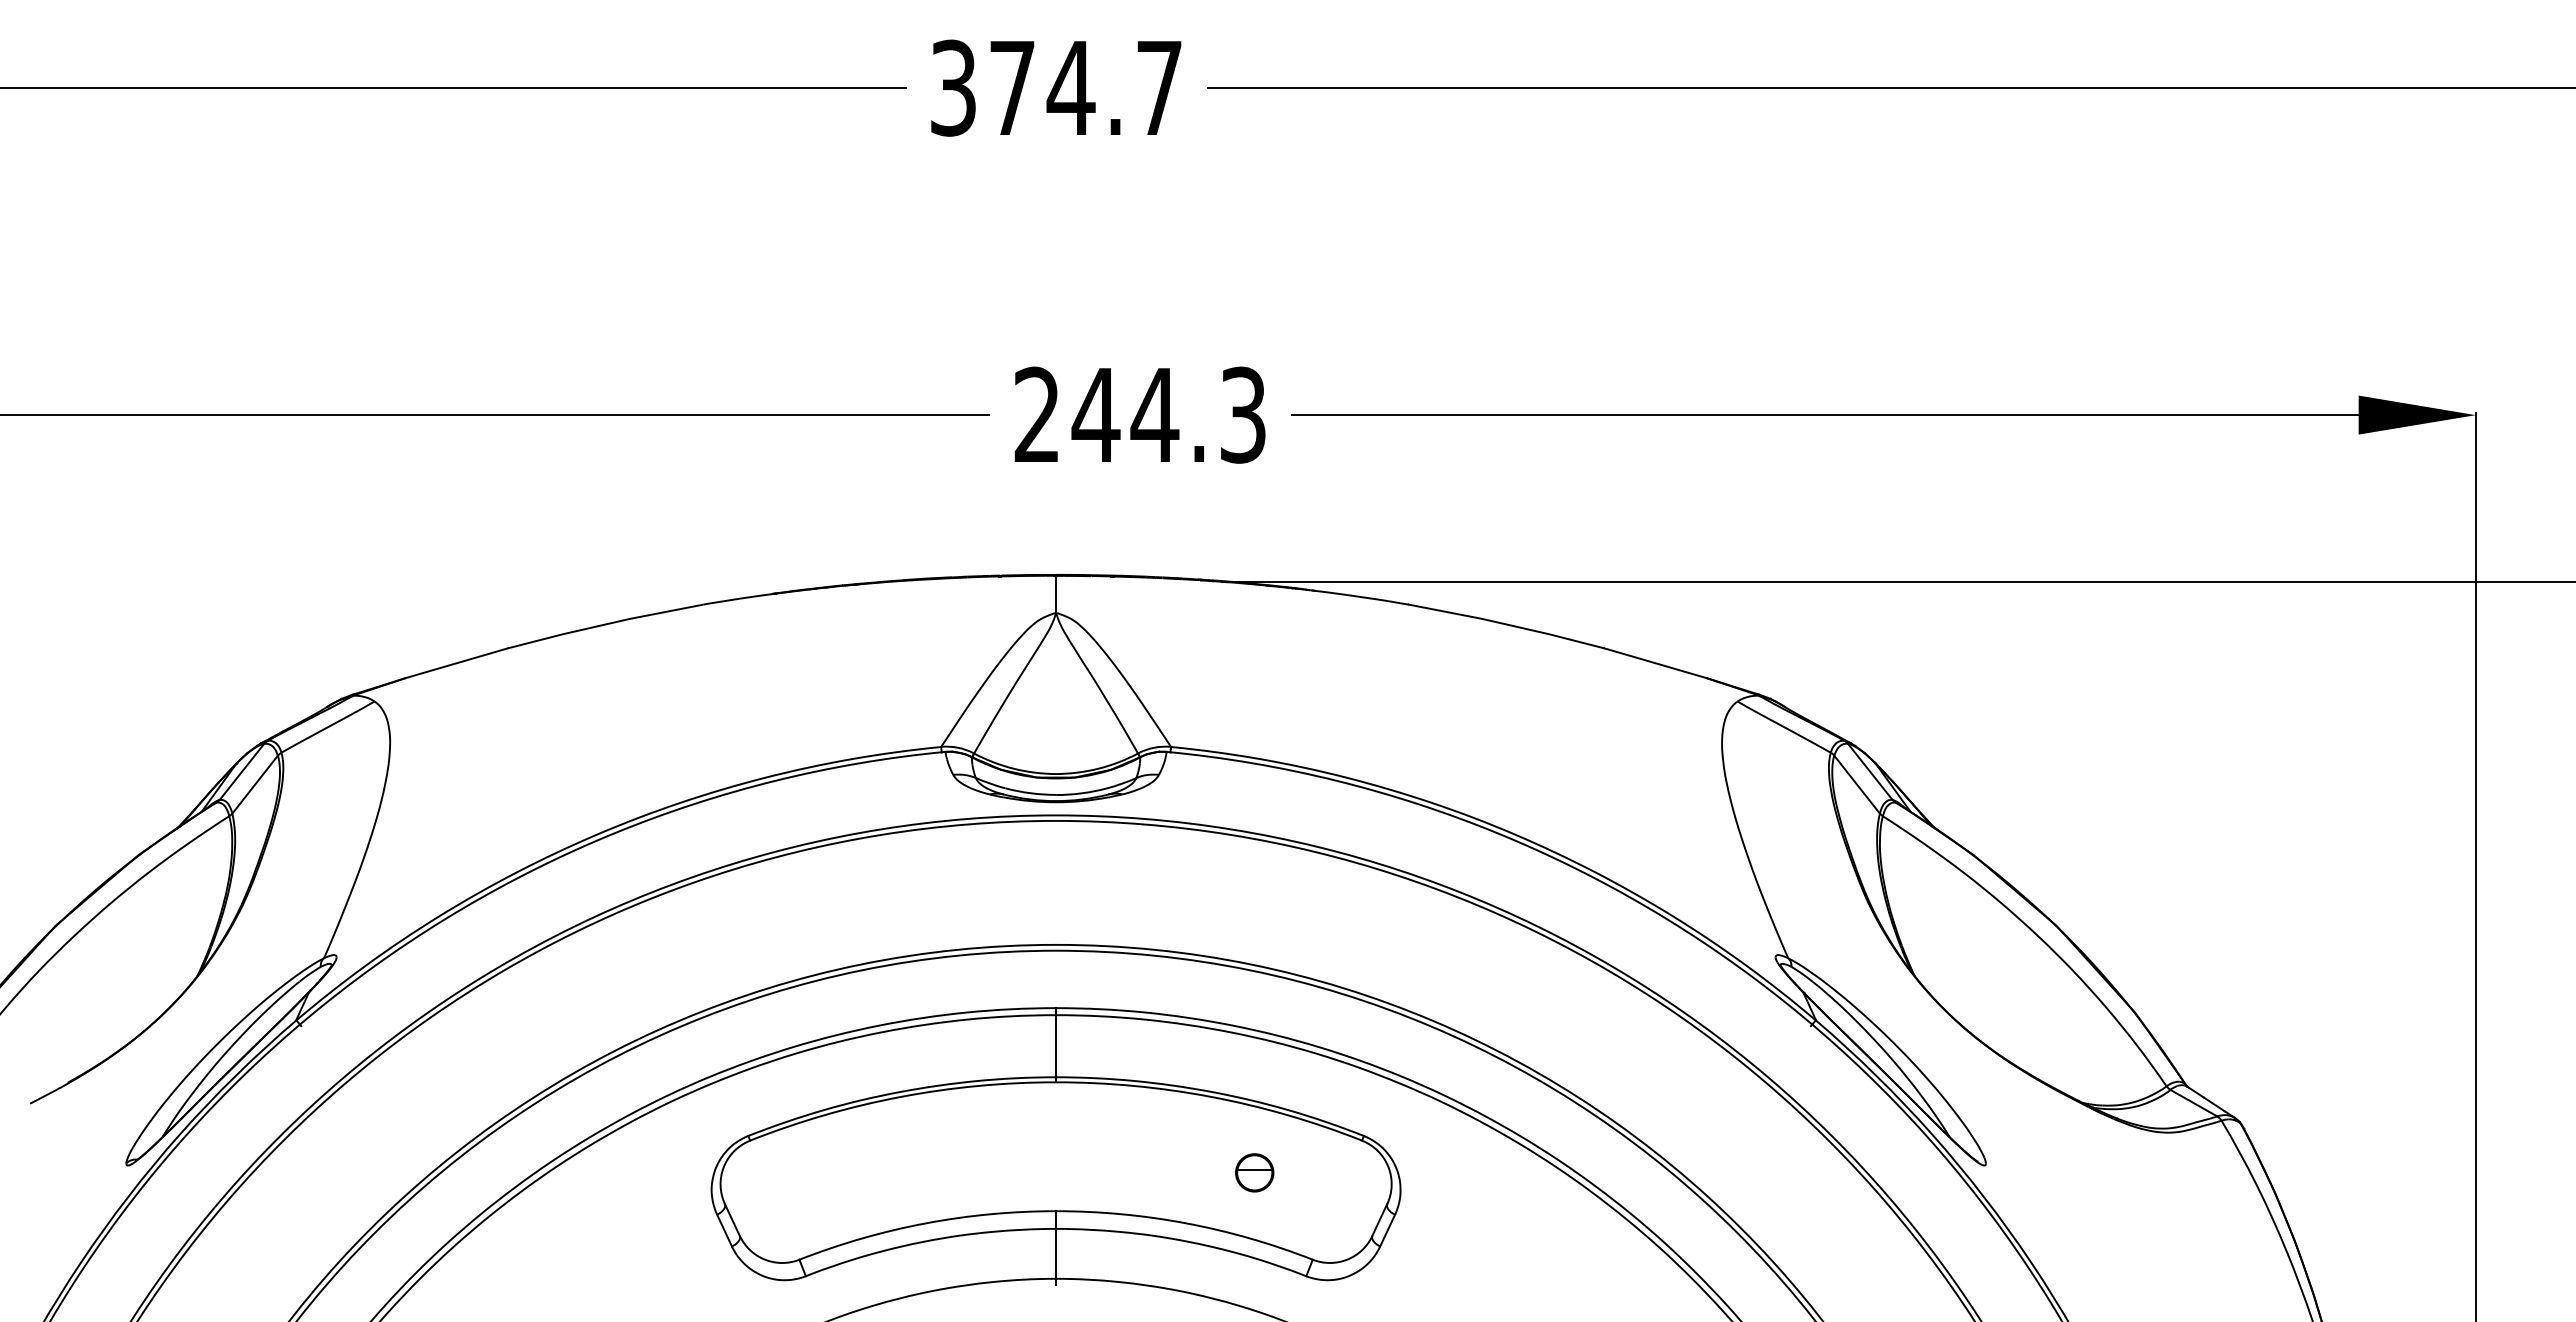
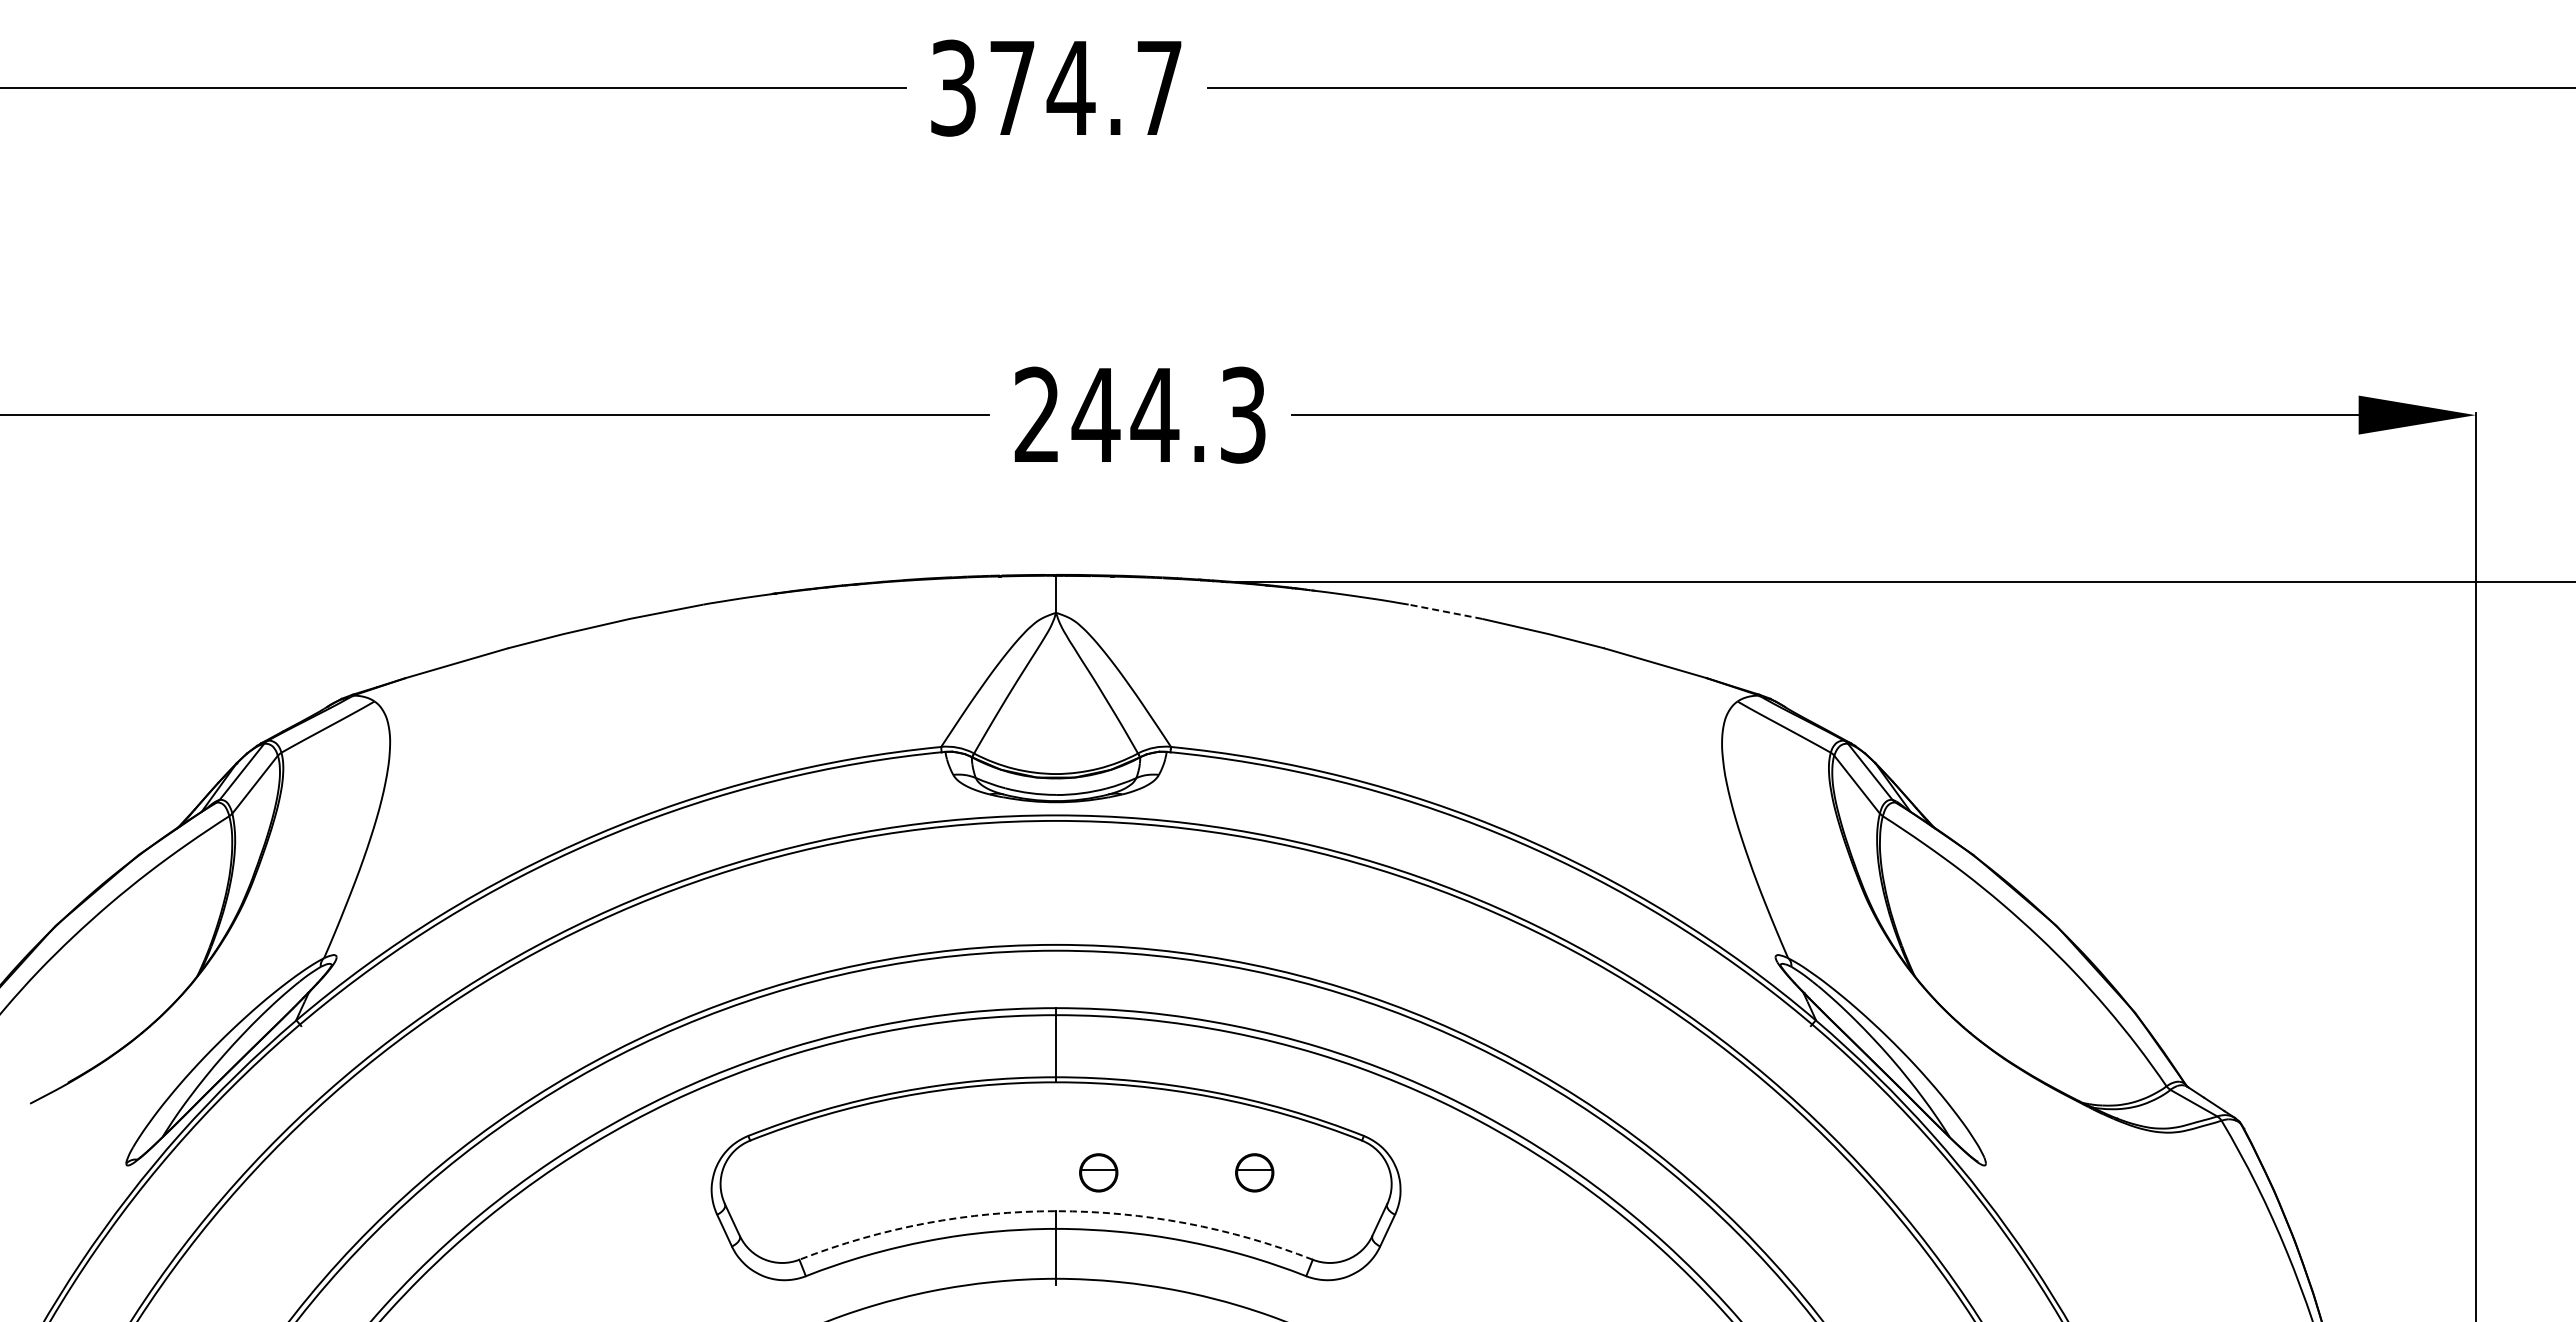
line: solid -> dashed (1444, 611)
part: none -> present (1098, 1172)
arc: solid -> dashed (1056, 1211)
